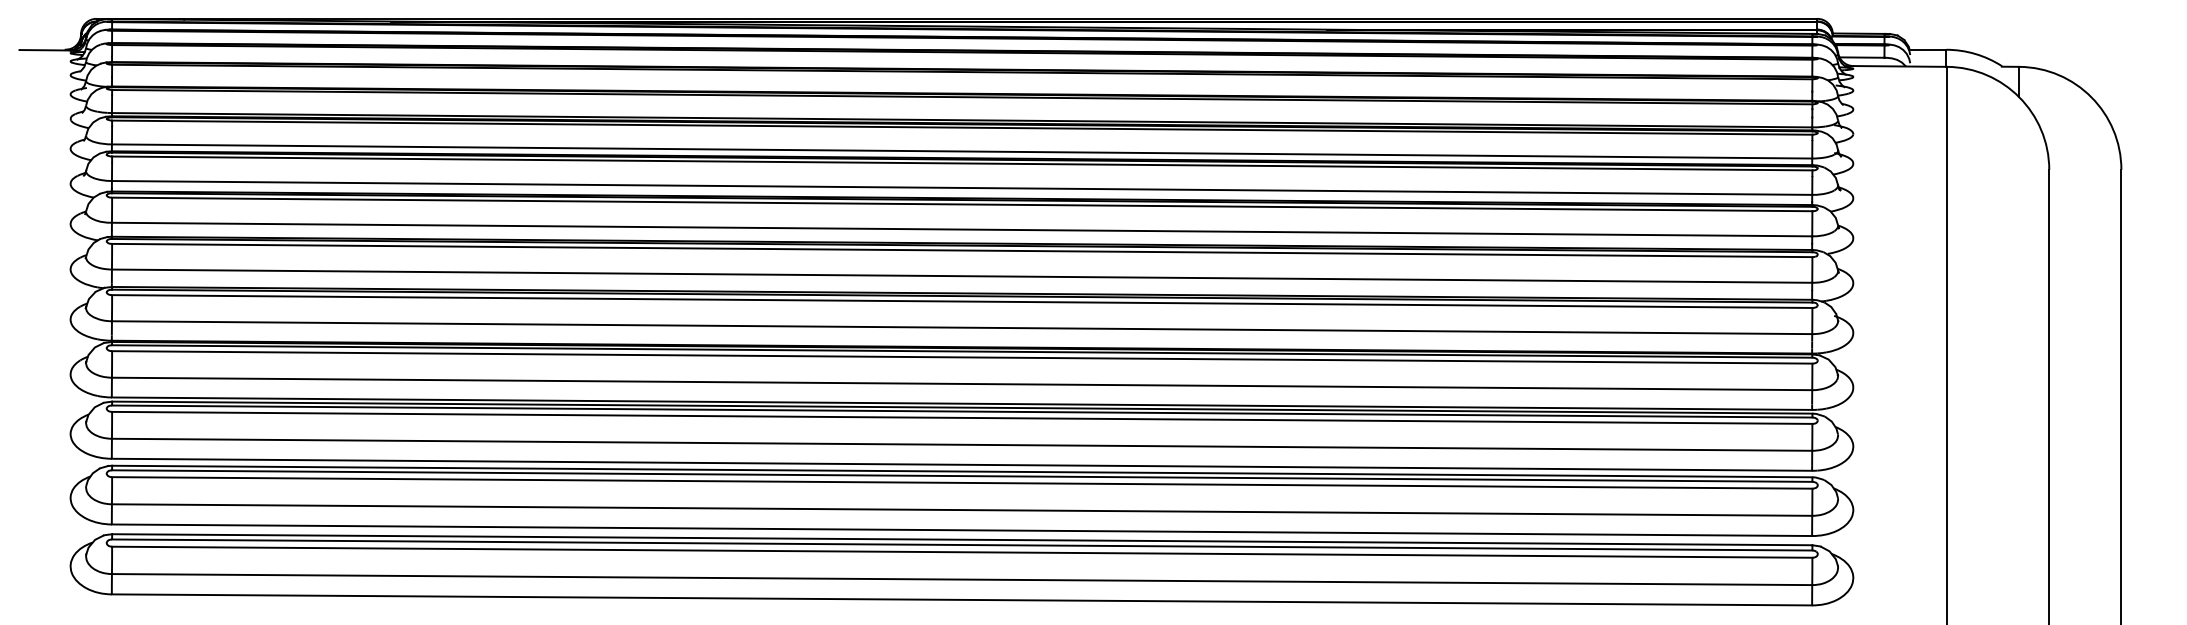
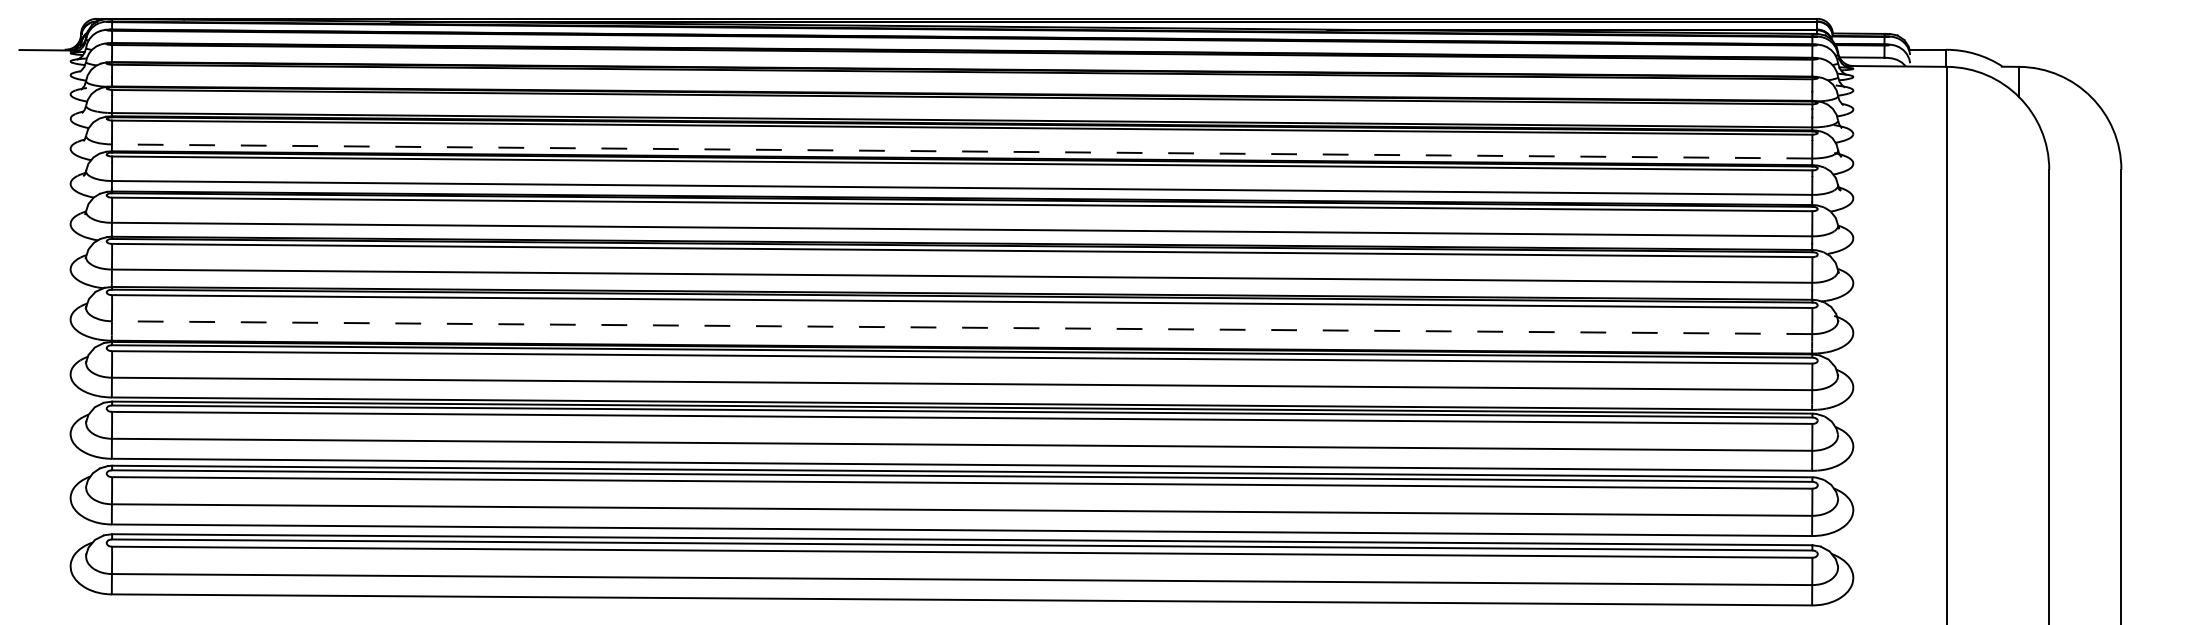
line: solid -> dashed (961, 151)
line: solid -> dashed (961, 327)
